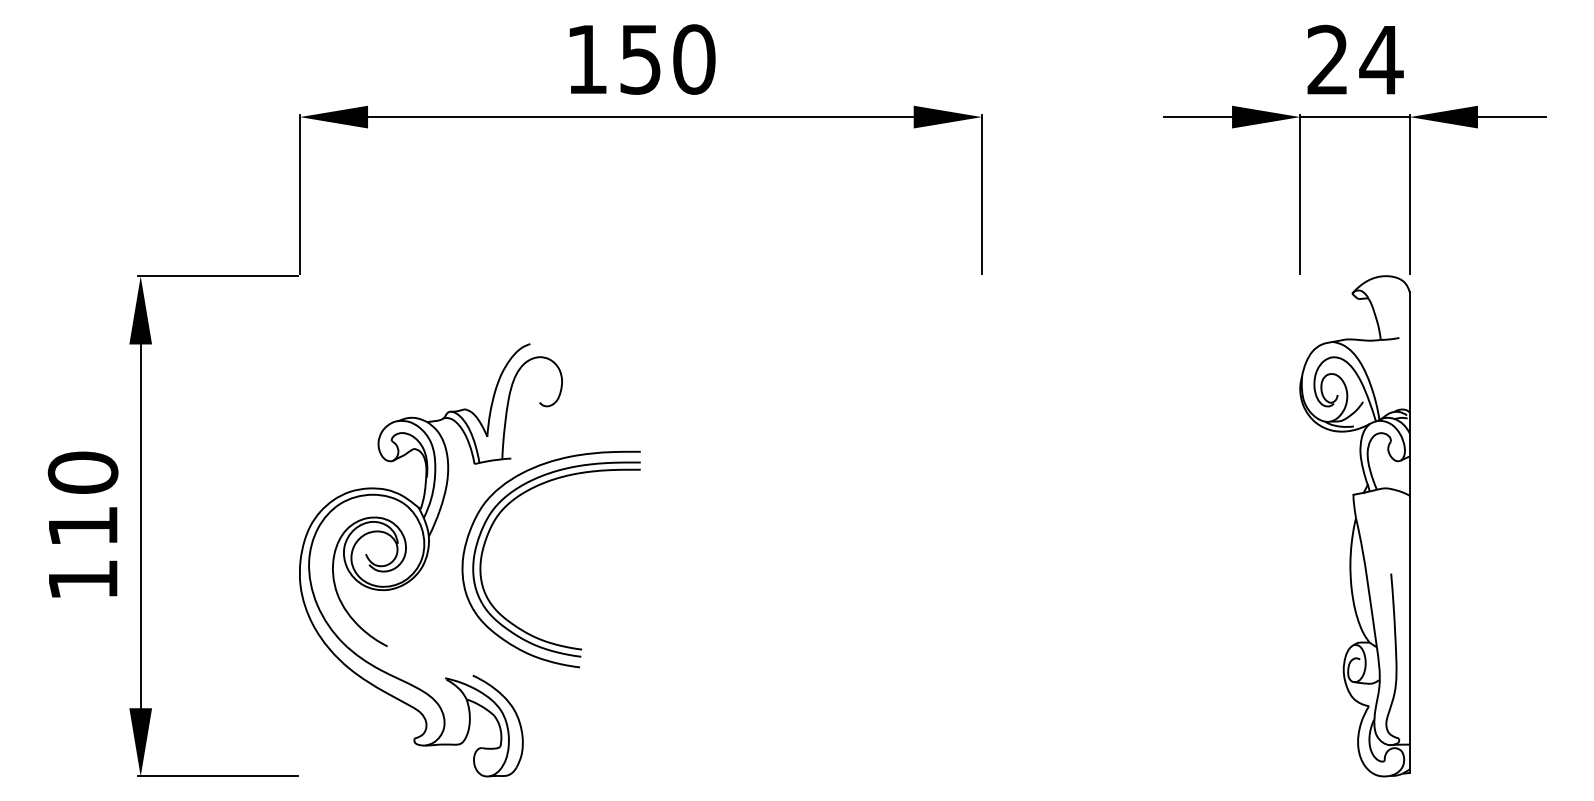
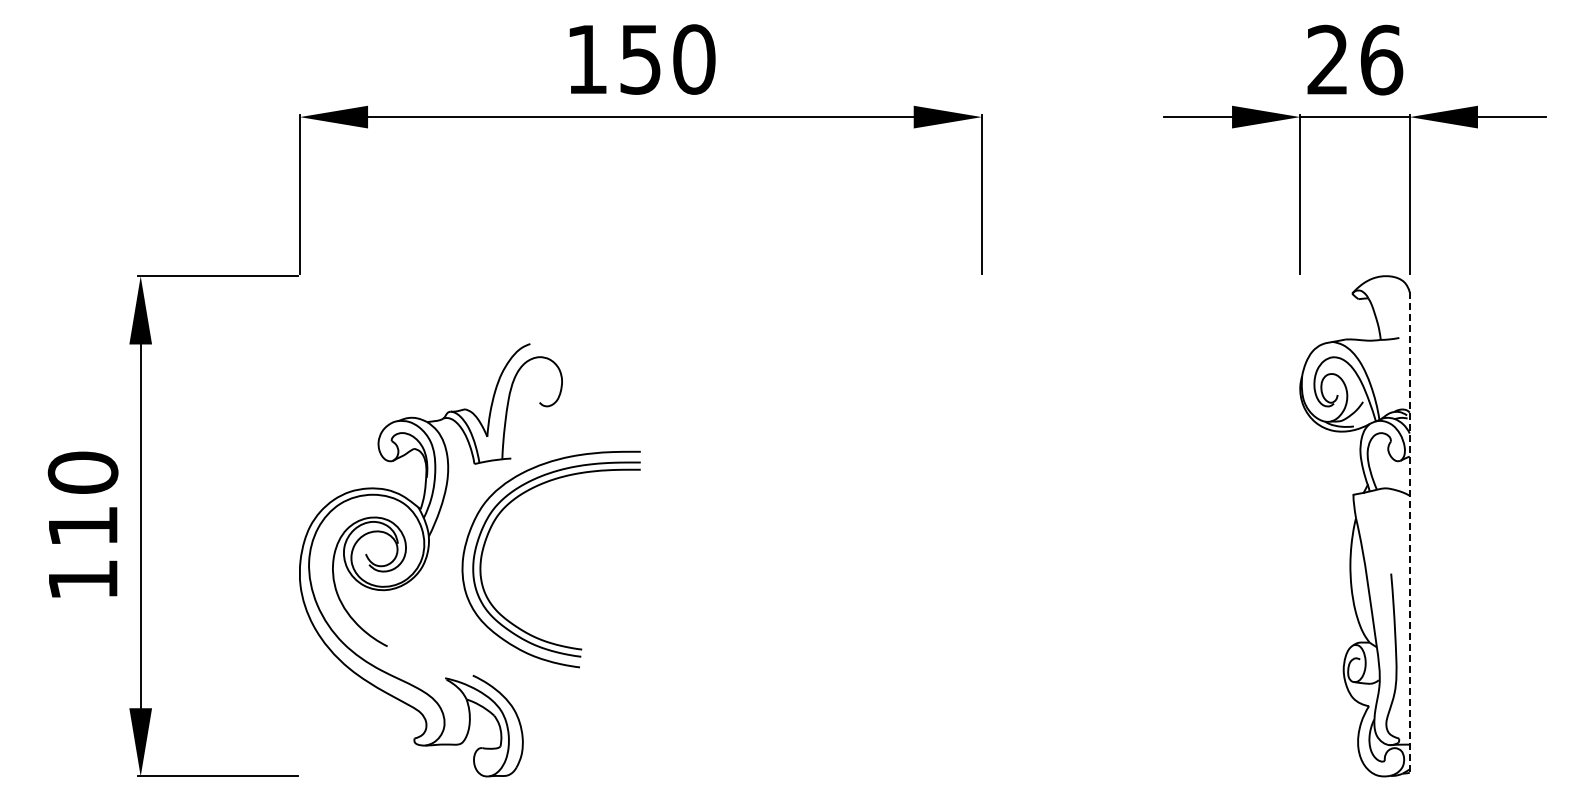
text: 24 -> 26 (1381, 59)
line: solid -> dashed (1409, 533)
